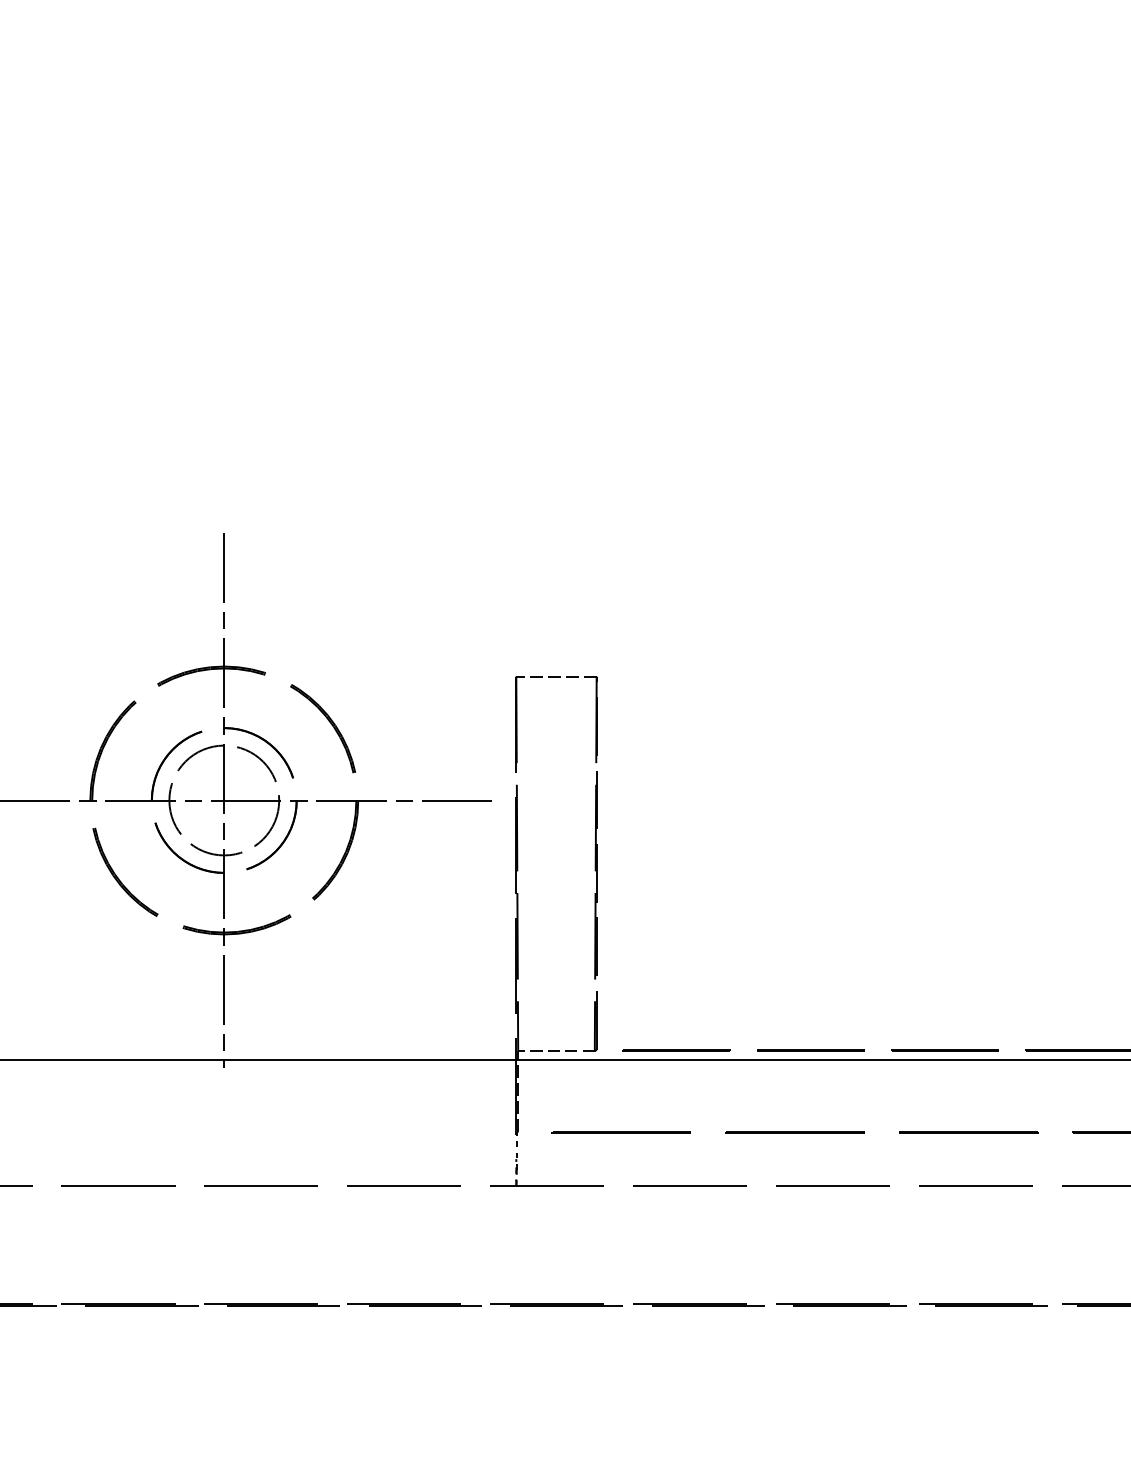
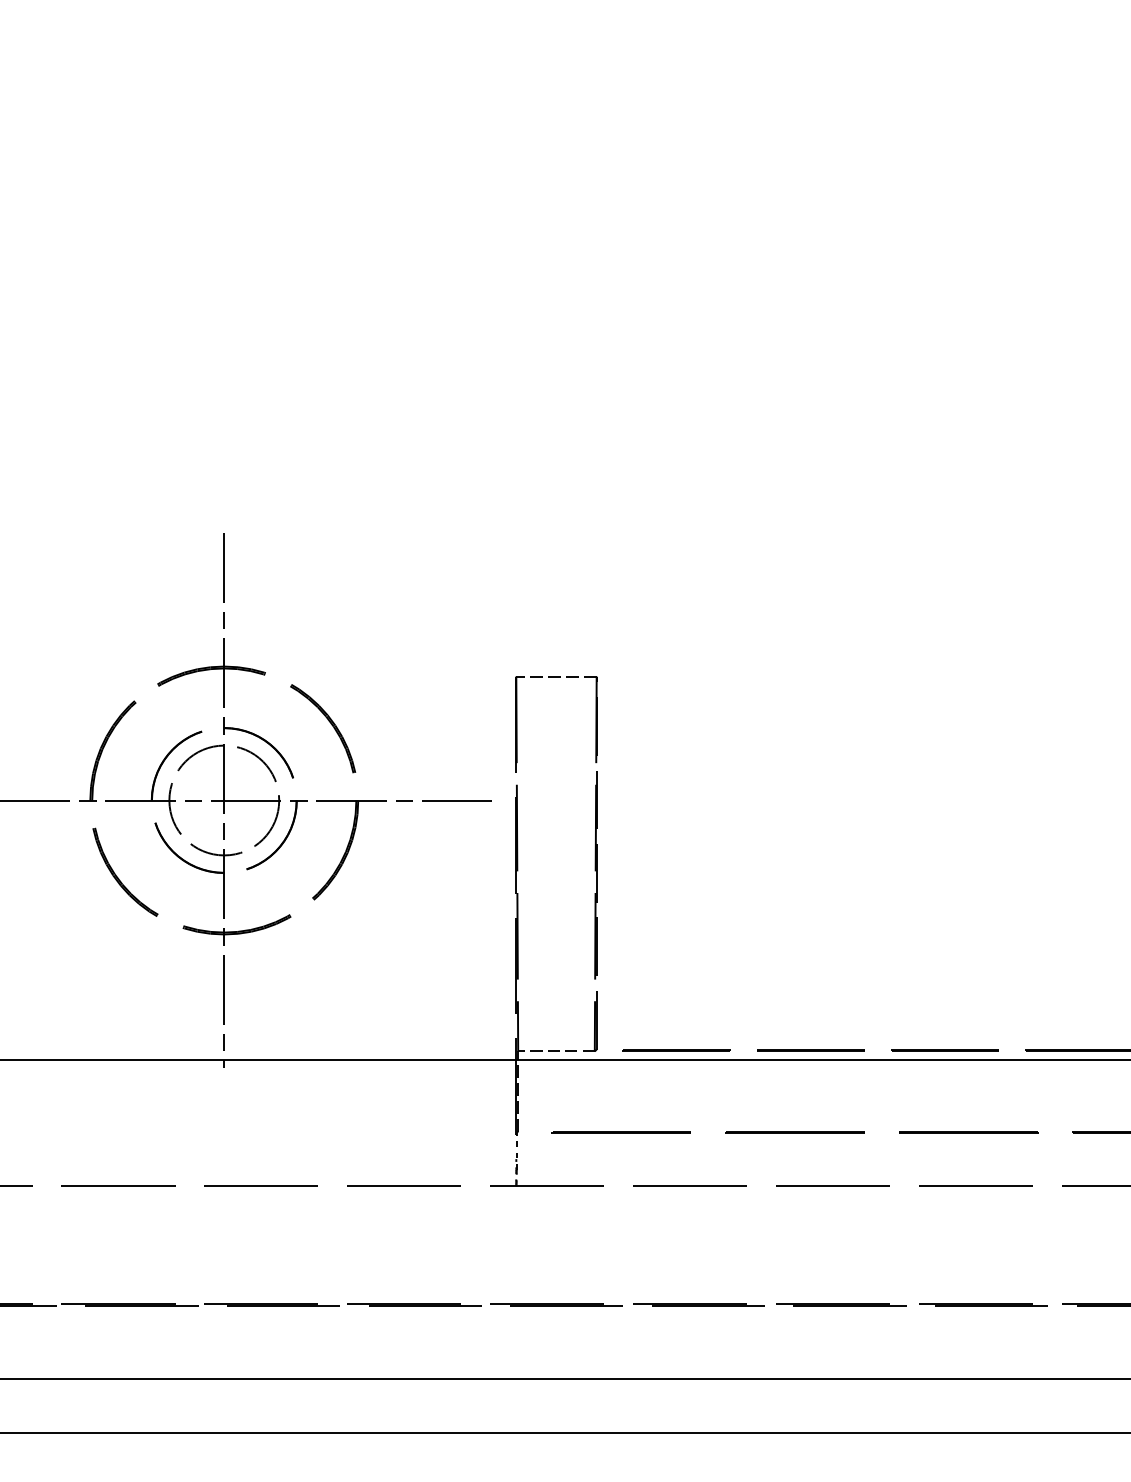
line: none -> present (564, 1379)
line: none -> present (564, 1432)
